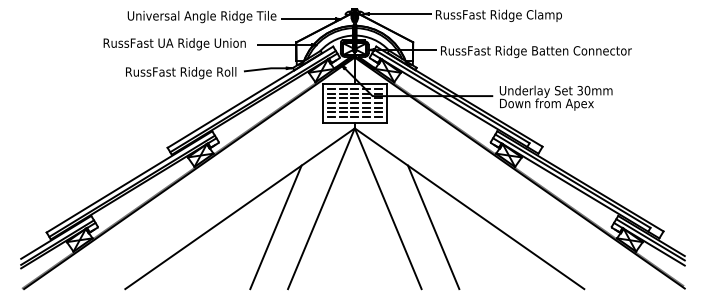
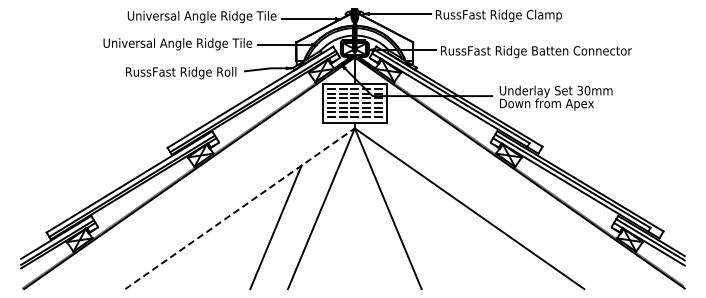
text: RussFast UA Ridge Union -> Universal Angle Ridge Tile (177, 44)
line: solid -> dashed (240, 208)
line: present -> none (433, 227)
